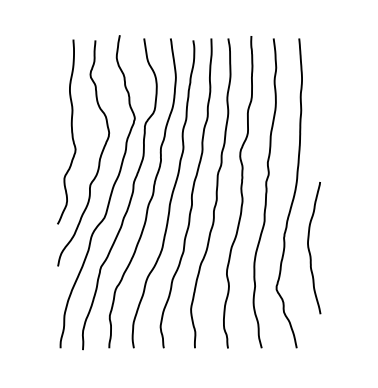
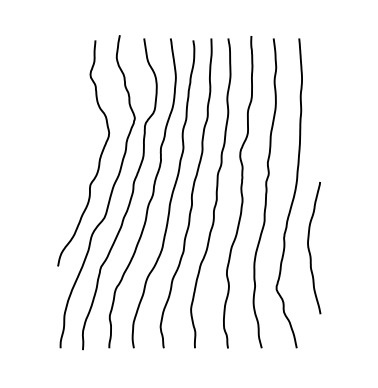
curve: present -> none (71, 131)
